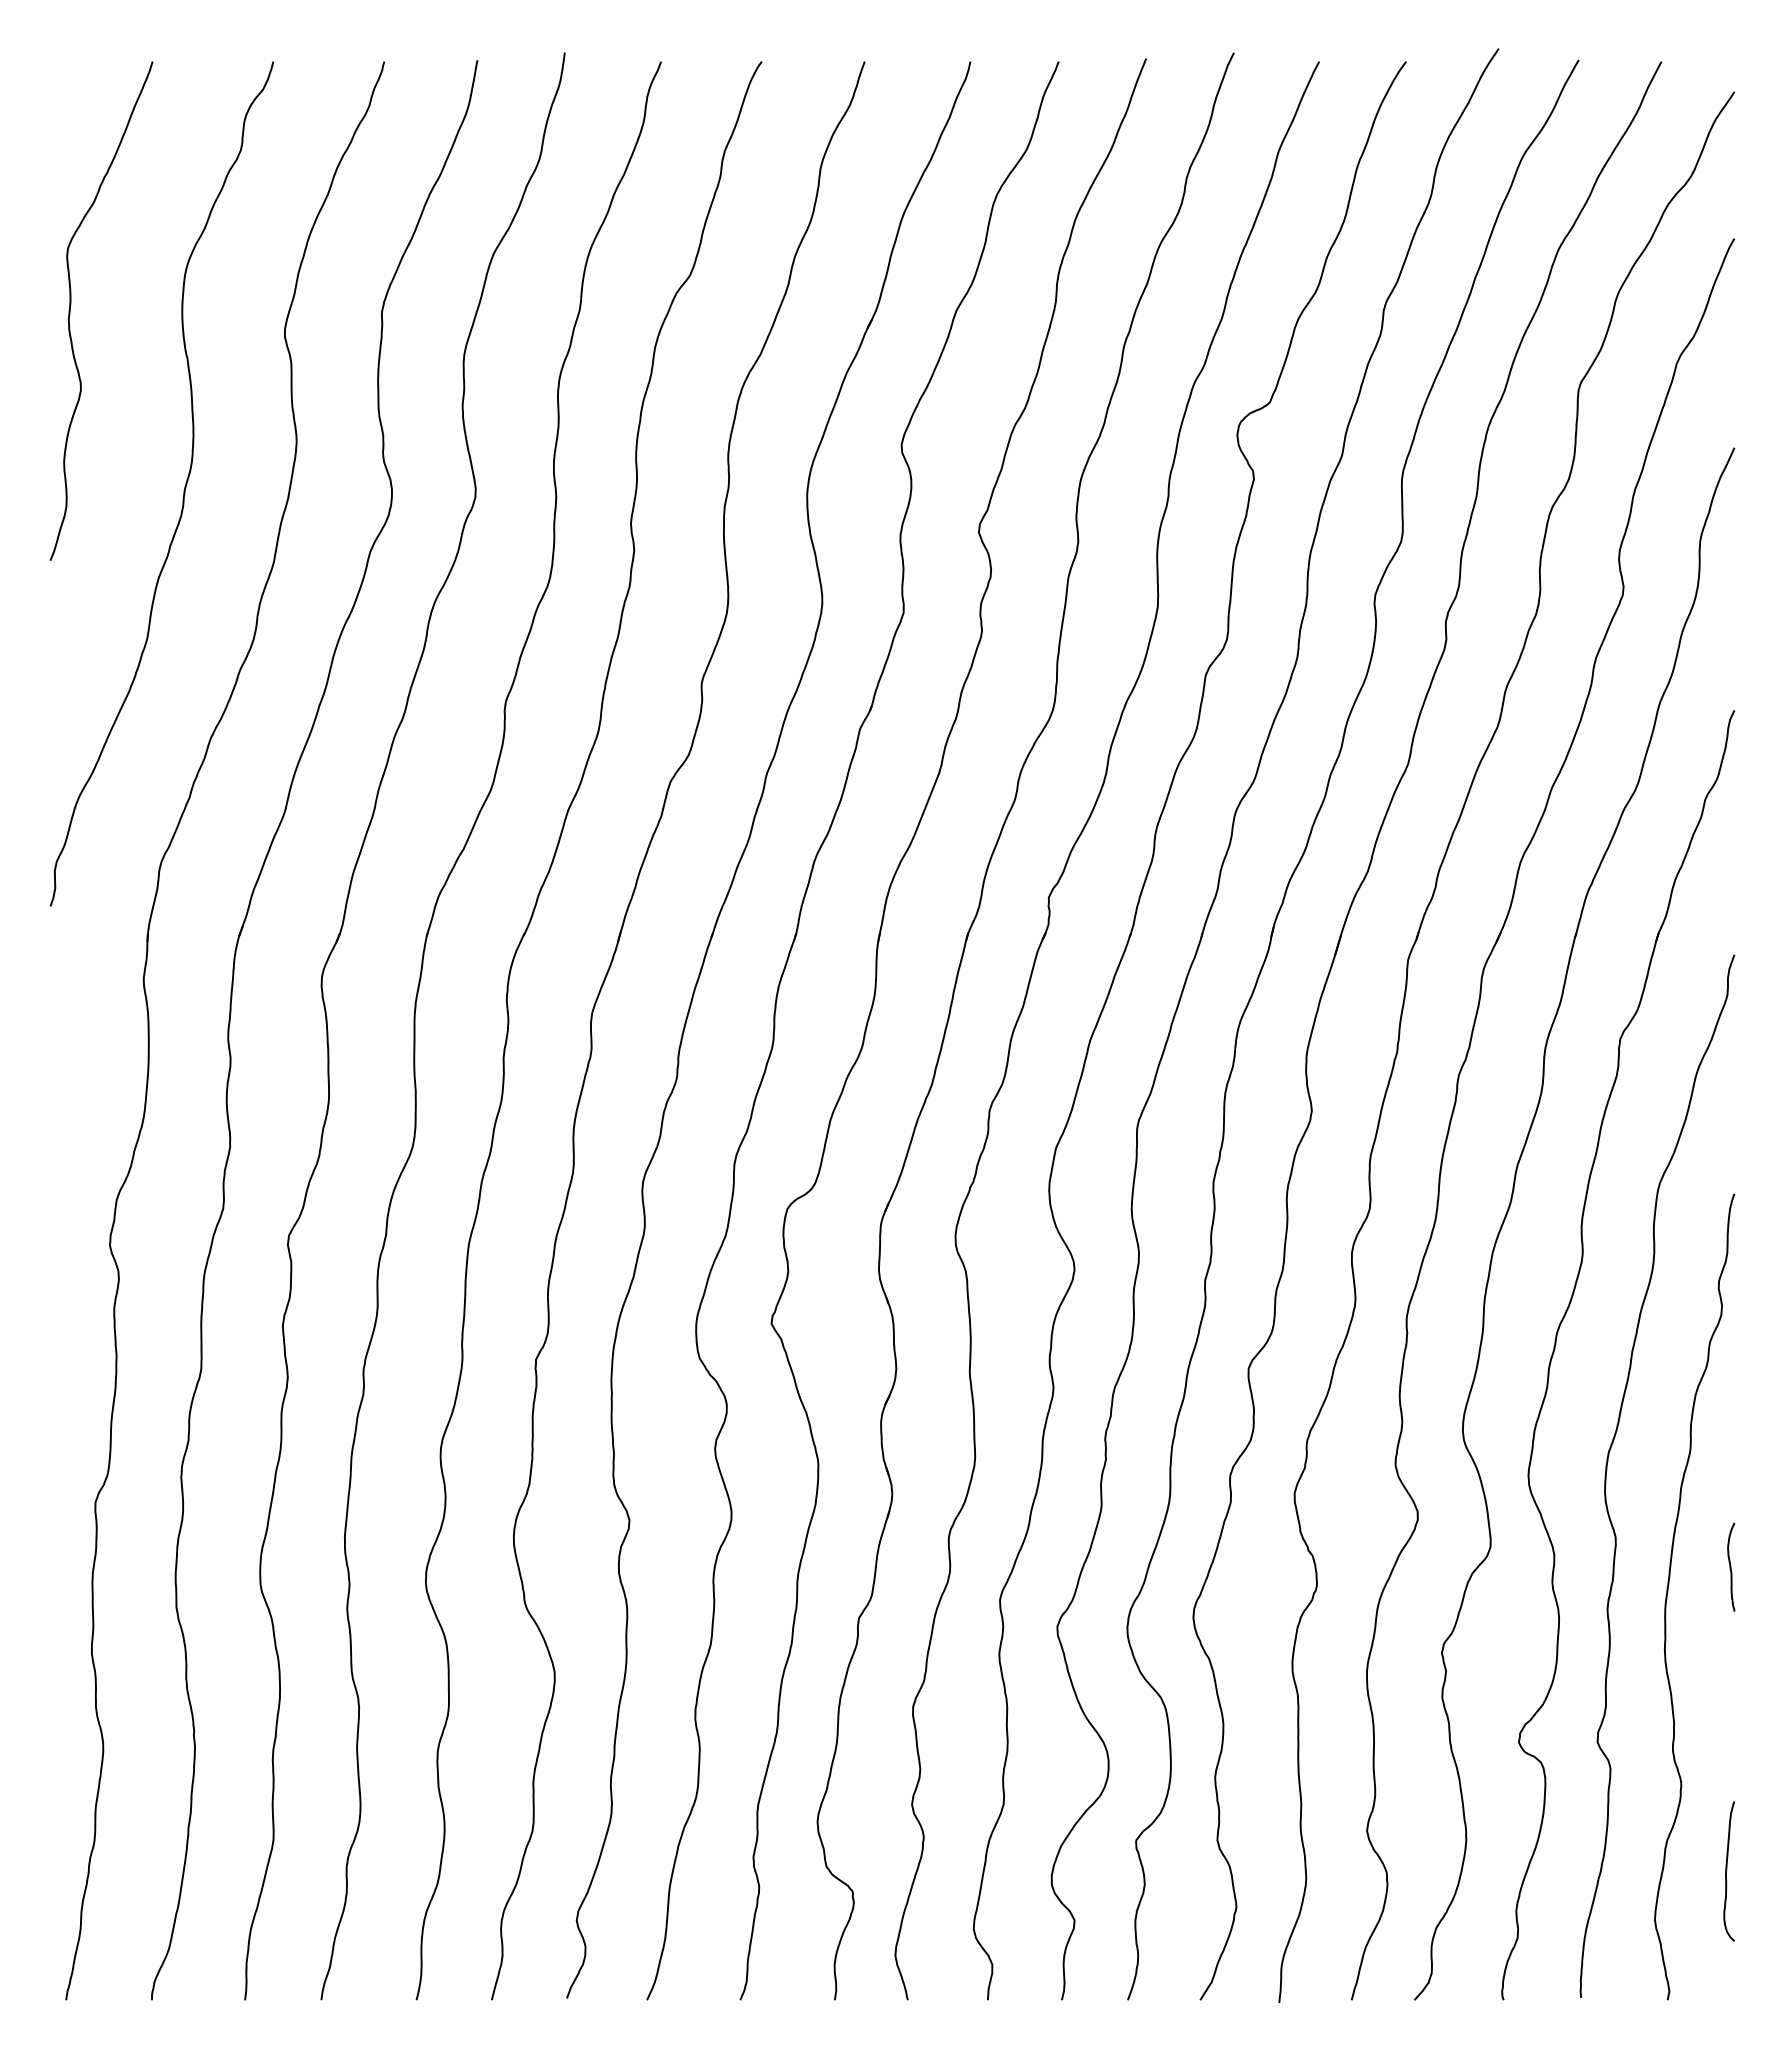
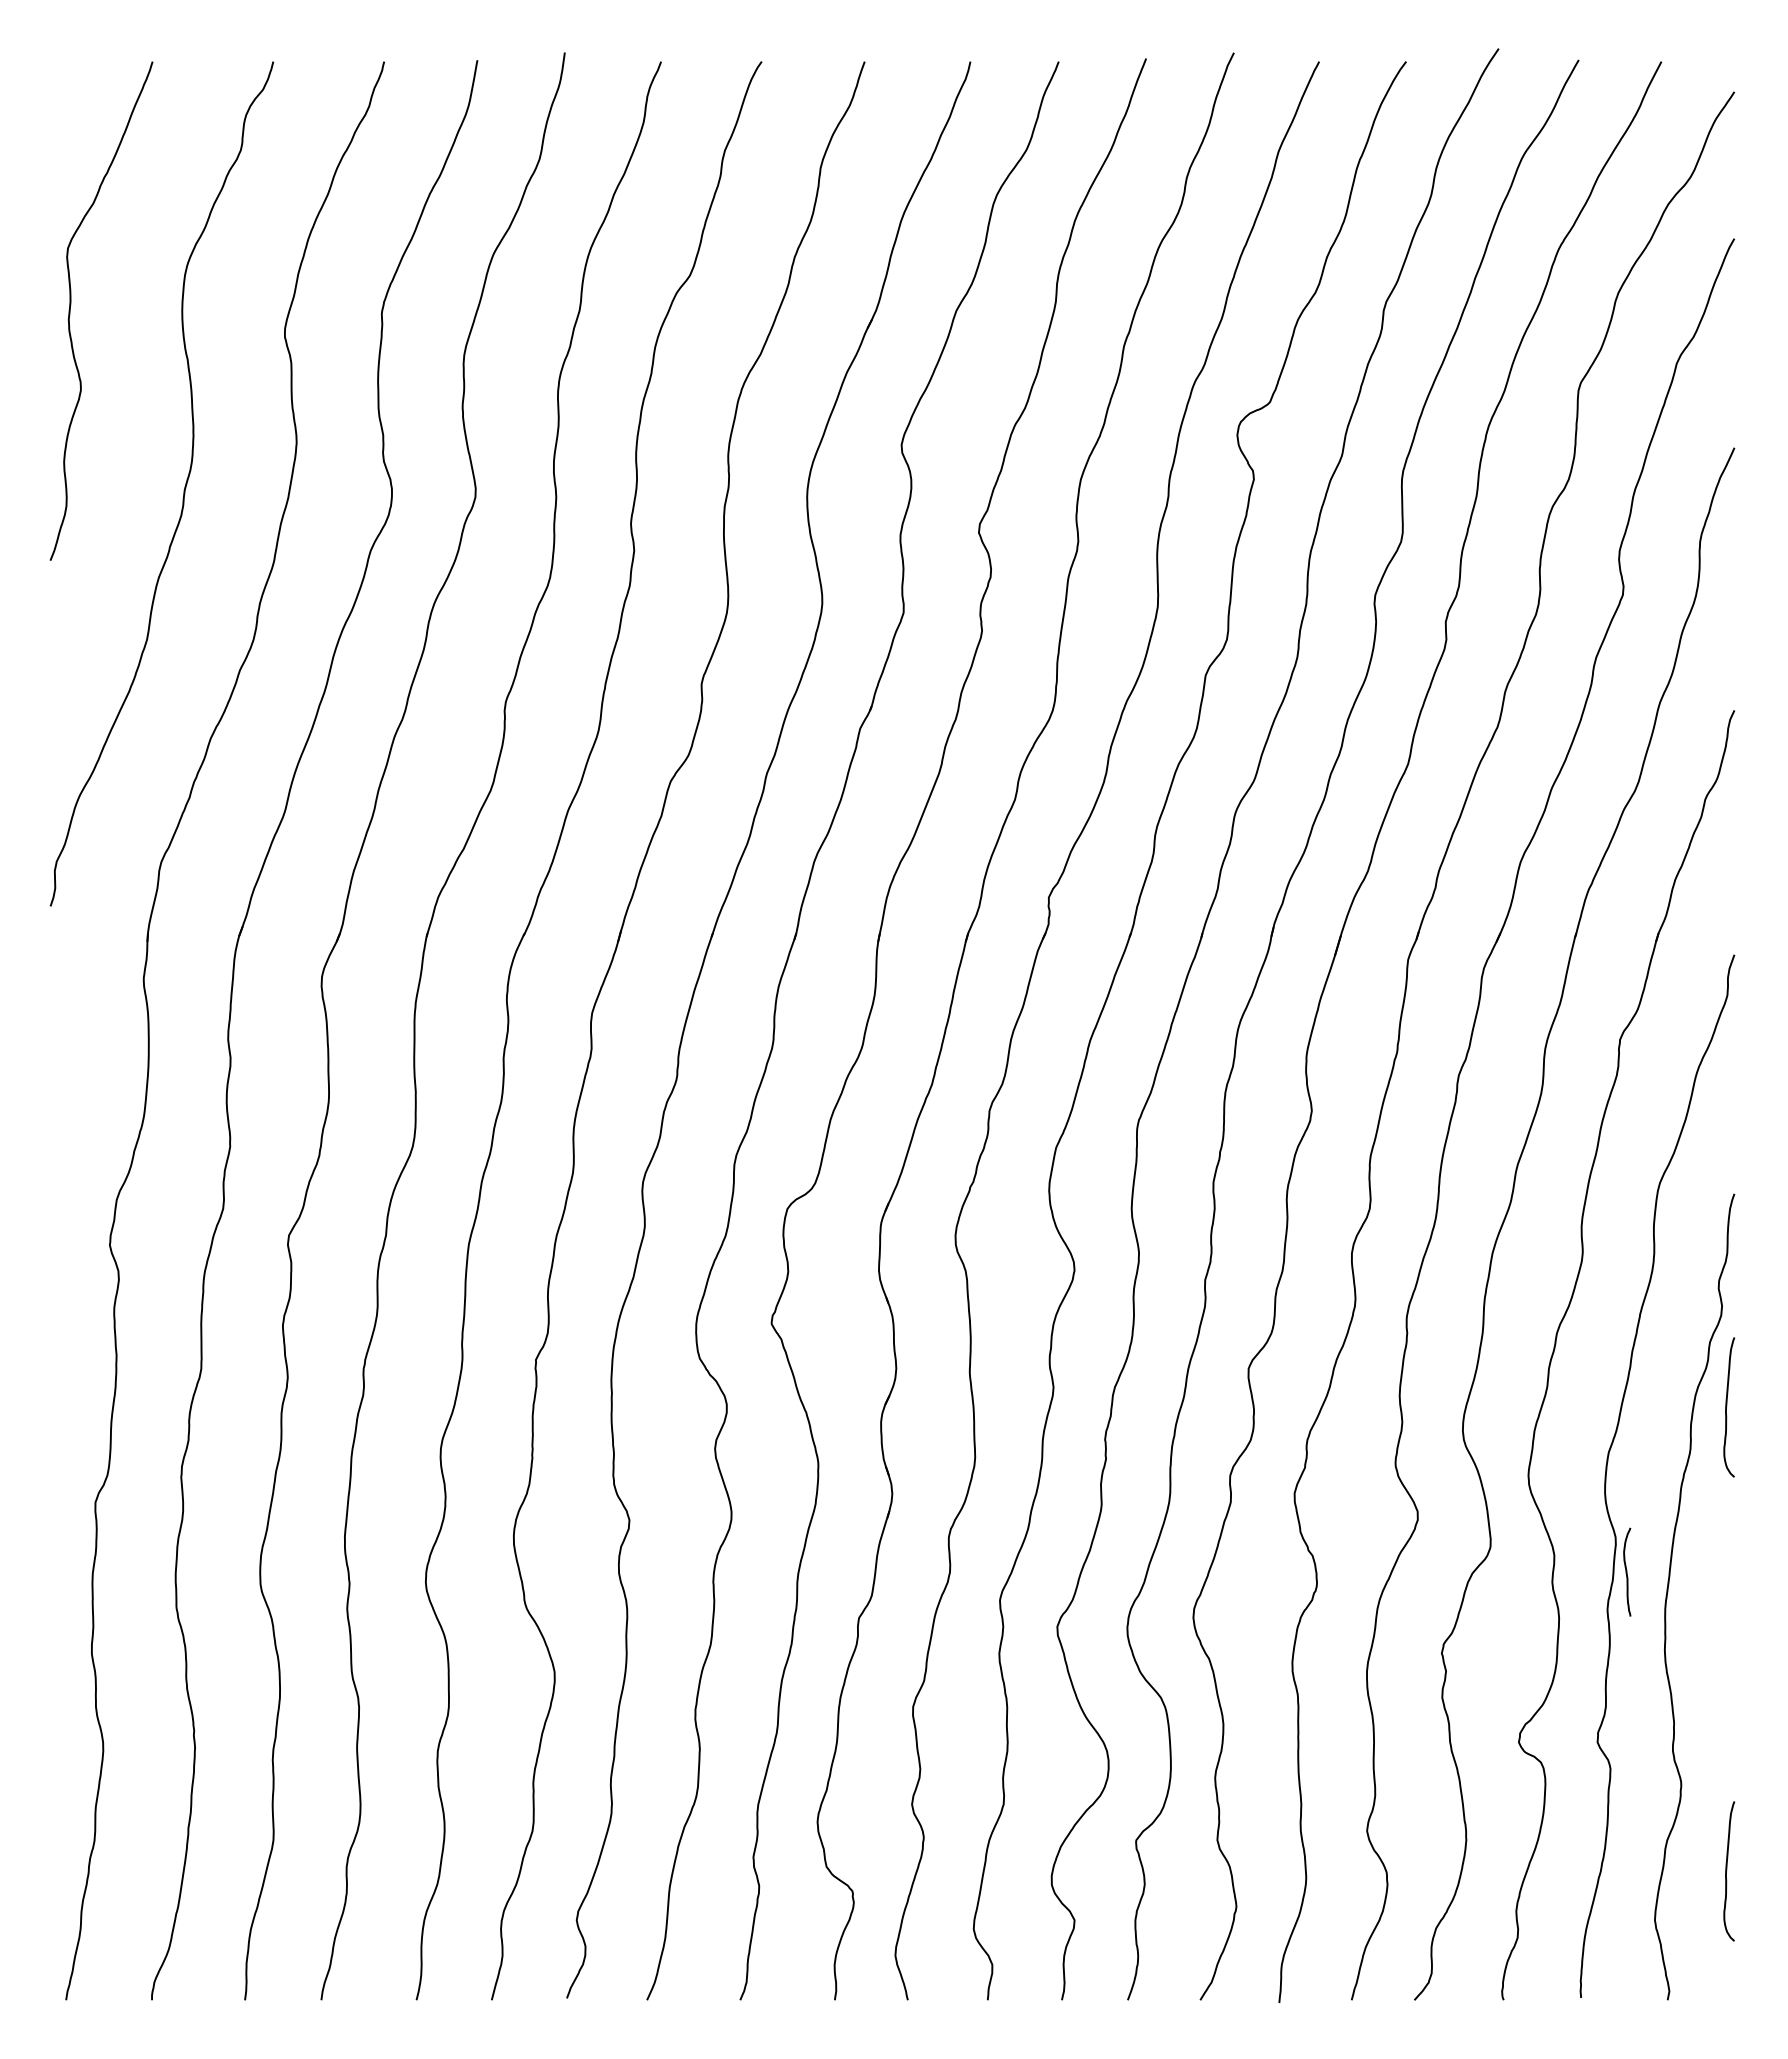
curve: none -> present (1727, 1406)
curve position: (1731, 1566) -> (1627, 1571) (1627, 1571)
